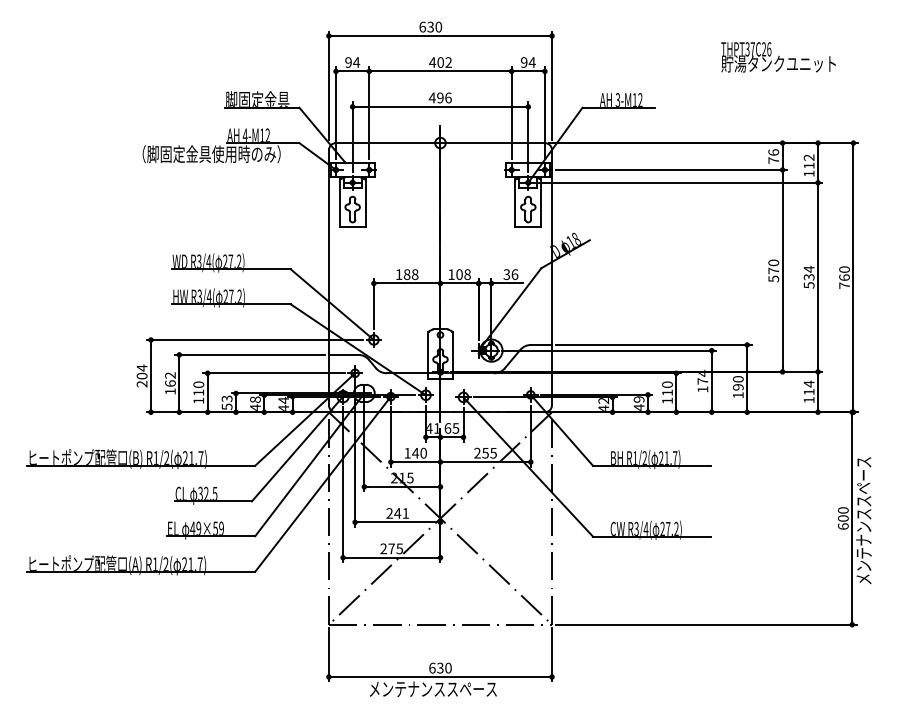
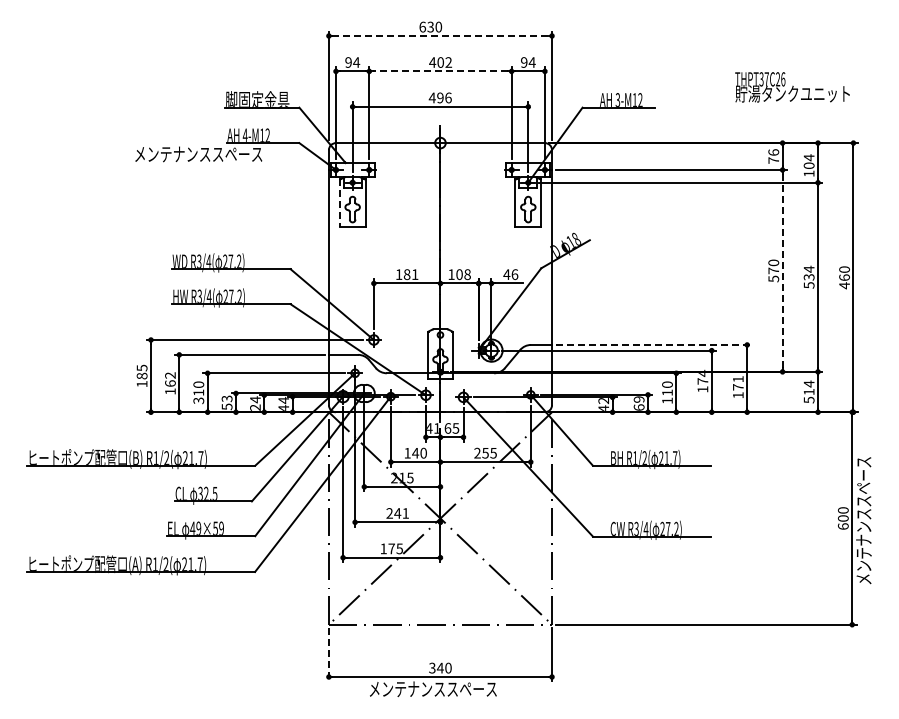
line: solid -> dashed (440, 36)
text position: (778, 57) -> (792, 87) (792, 87)
line: solid -> dashed (440, 71)
text: （脚固定金具使用時のみ） -> メンテナンススペース (207, 154)
text: 112 -> 104 (808, 161)
line: solid -> dashed (339, 202)
line: solid -> dashed (782, 270)
text: 188 -> 181 (415, 274)
text: 36 -> 46 (506, 274)
text: 760 -> 460 (844, 285)
line: solid -> dashed (654, 344)
text: 204 -> 185 (141, 375)
text: 190 -> 171 (737, 383)
text: 114 -> 514 (808, 399)
text: 110 -> 310 (198, 400)
text: 48 -> 24 (255, 403)
text: 49 -> 69 (638, 407)
text: 275 -> 175 (383, 548)
line: solid -> dashed (328, 654)
text: 630 -> 340 (436, 667)
